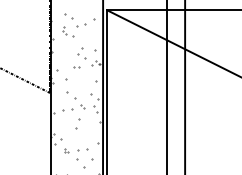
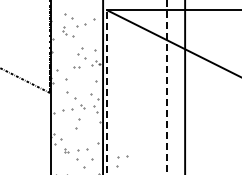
line: solid -> dashed (166, 87)
line: solid -> dashed (107, 92)
part: none -> present (122, 161)
